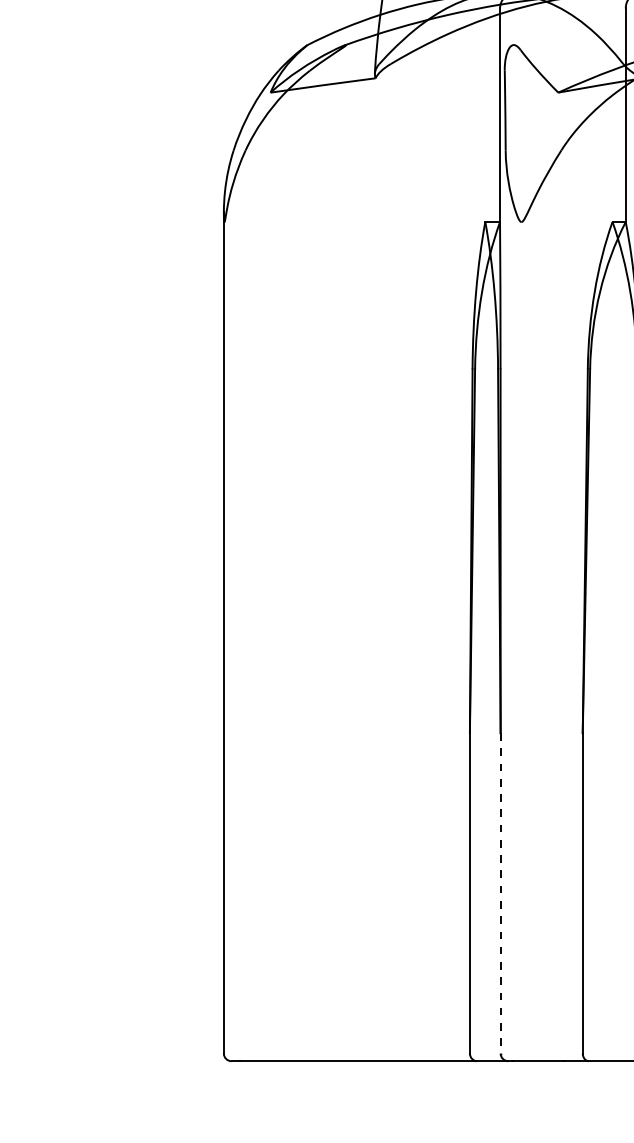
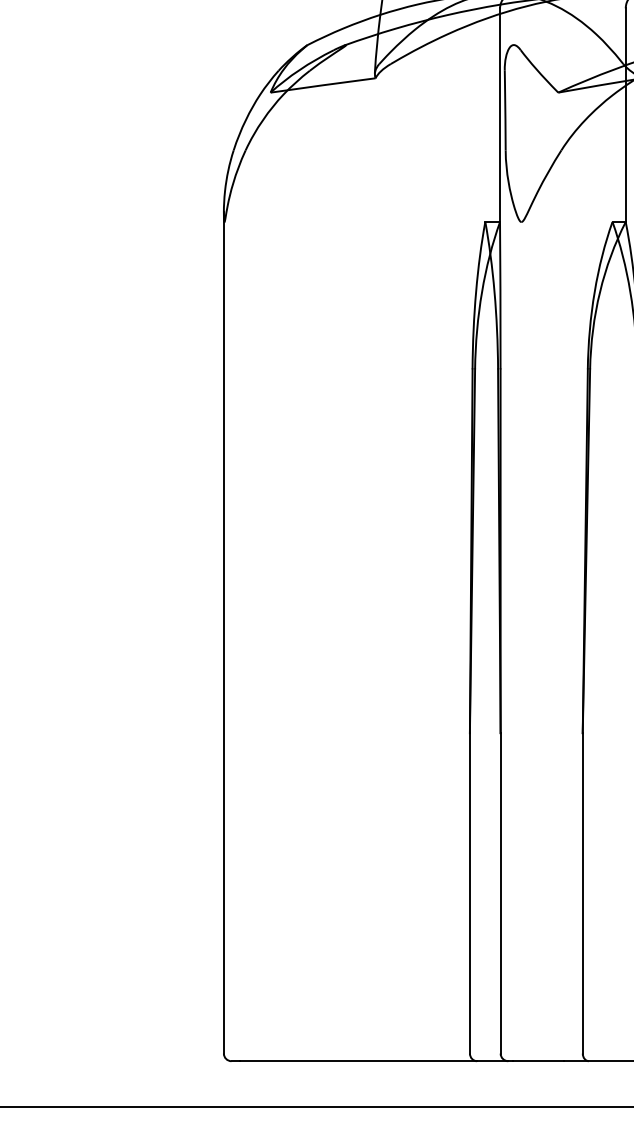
line: dashed -> solid (500, 893)
line: none -> present (316, 1106)
